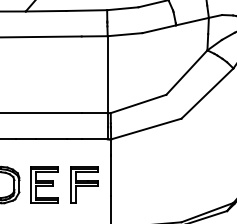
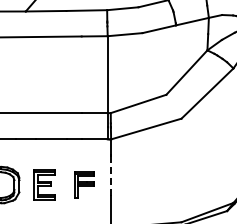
line: solid -> dashed (111, 175)
part size: 29x38 px -> 23x32 px (44, 184)
part size: 29x38 px -> 21x28 px (84, 184)
